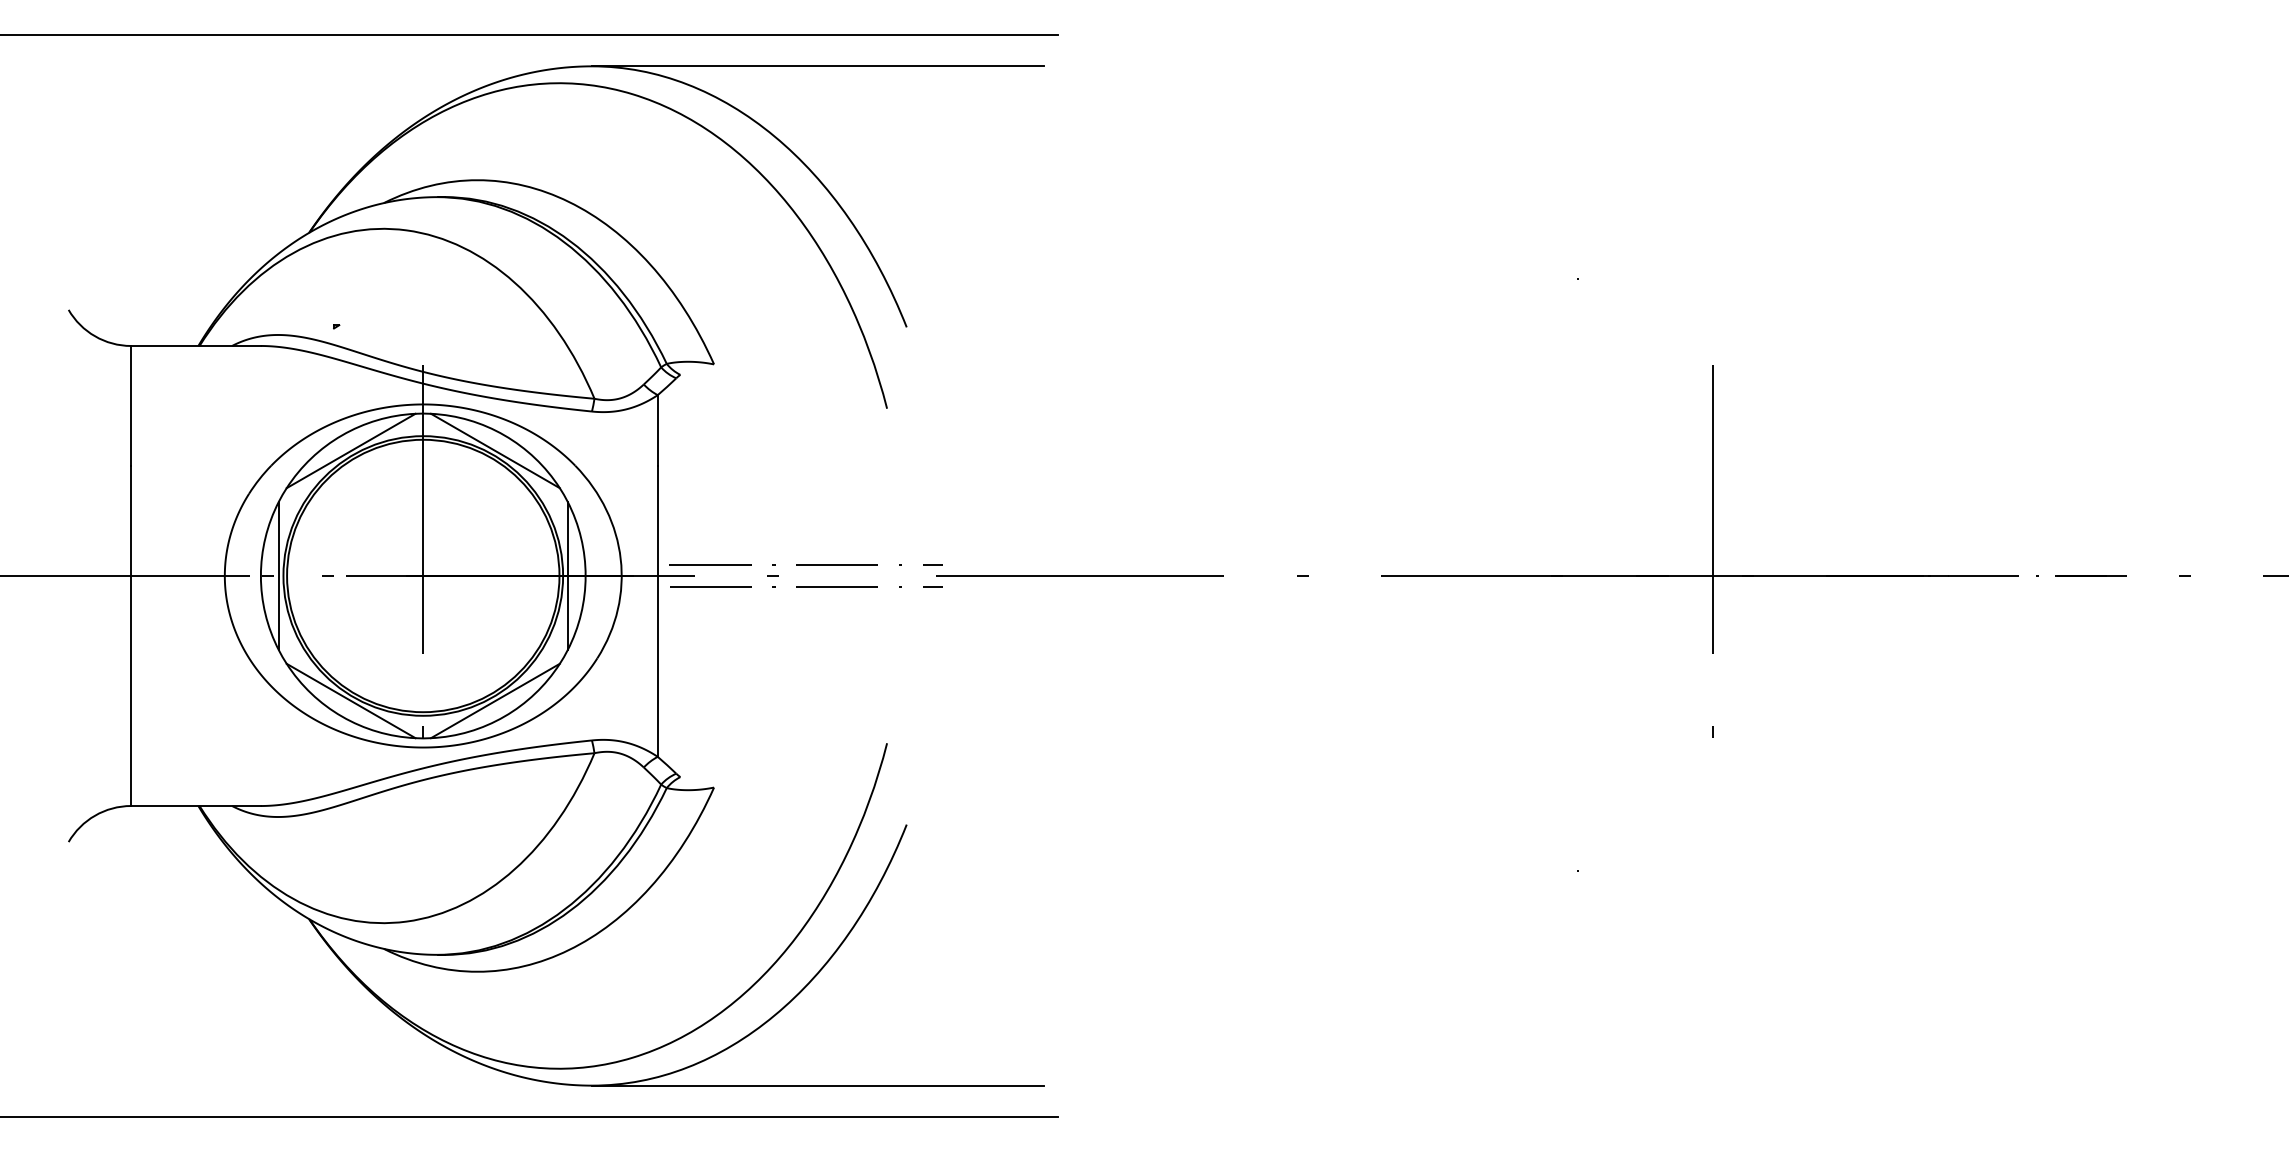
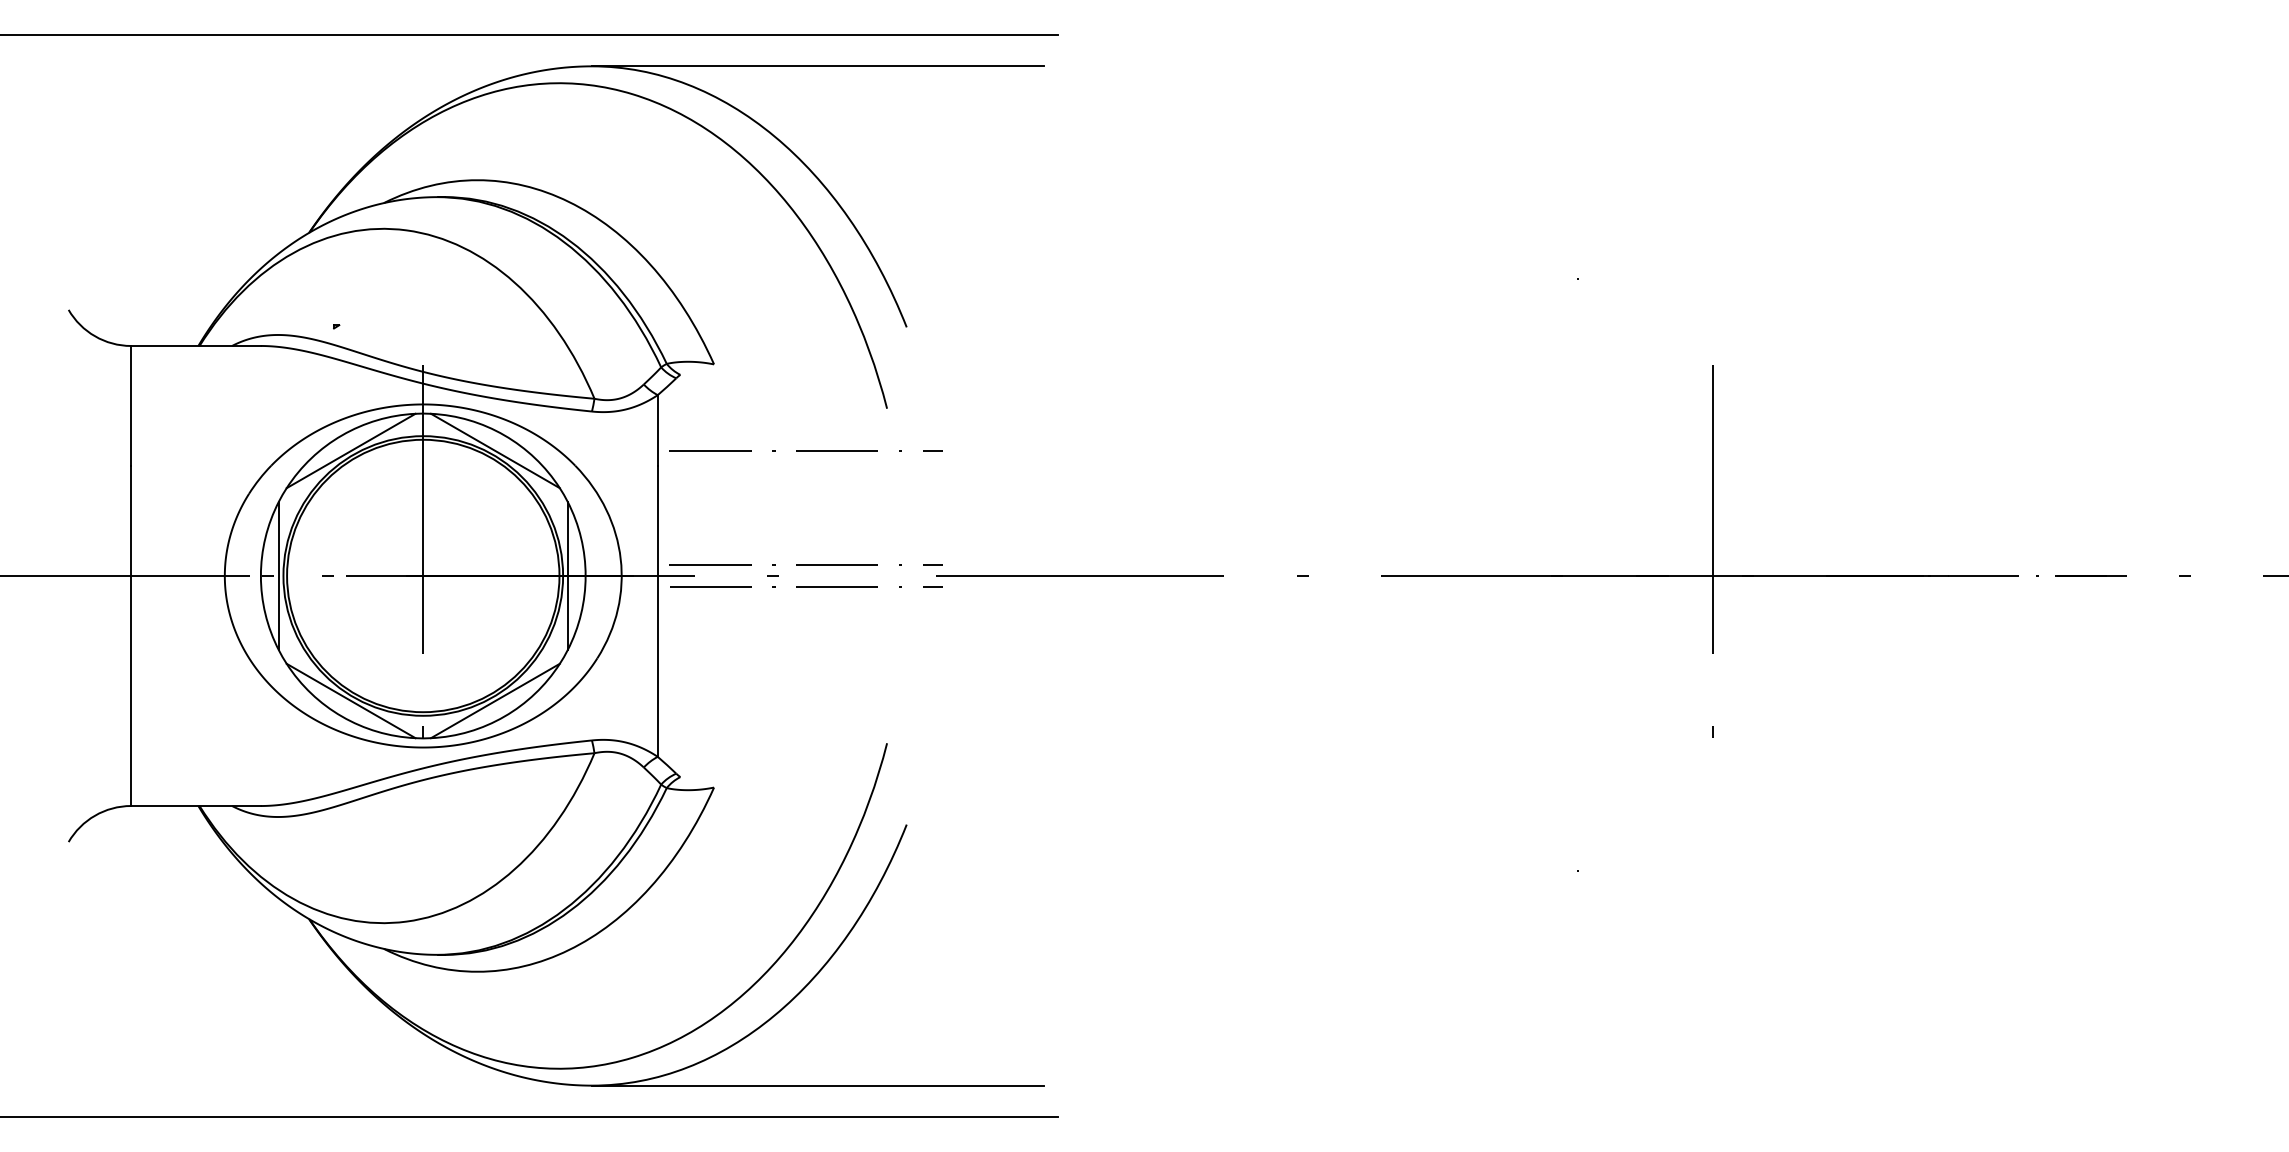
line: none -> present (805, 450)
